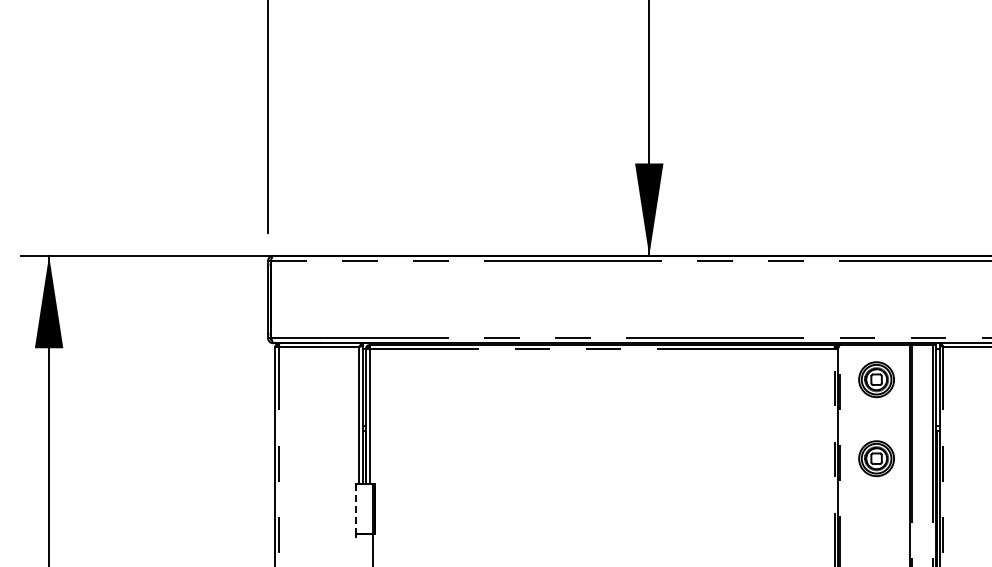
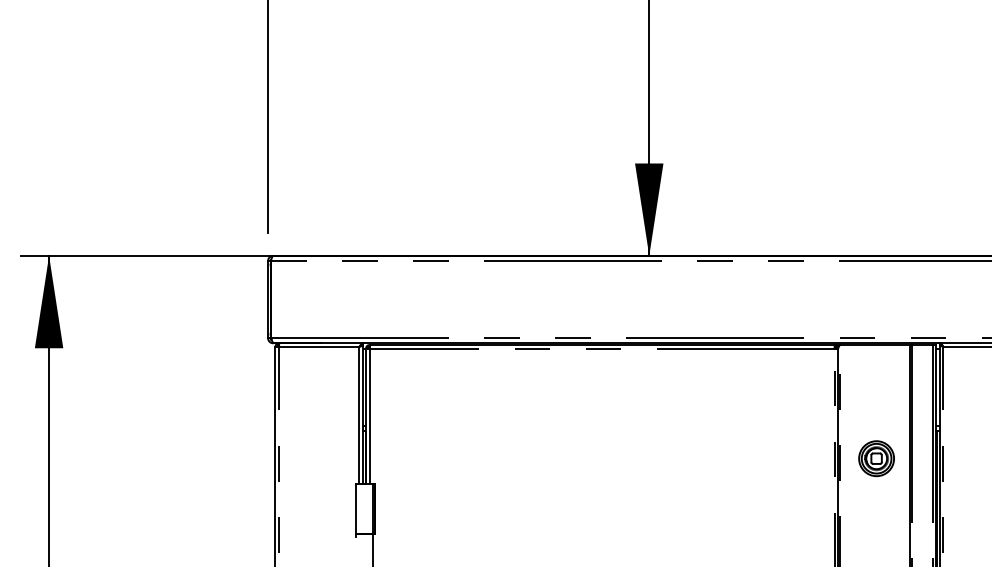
part: present -> none (876, 379)
line: dashed -> solid (355, 509)
